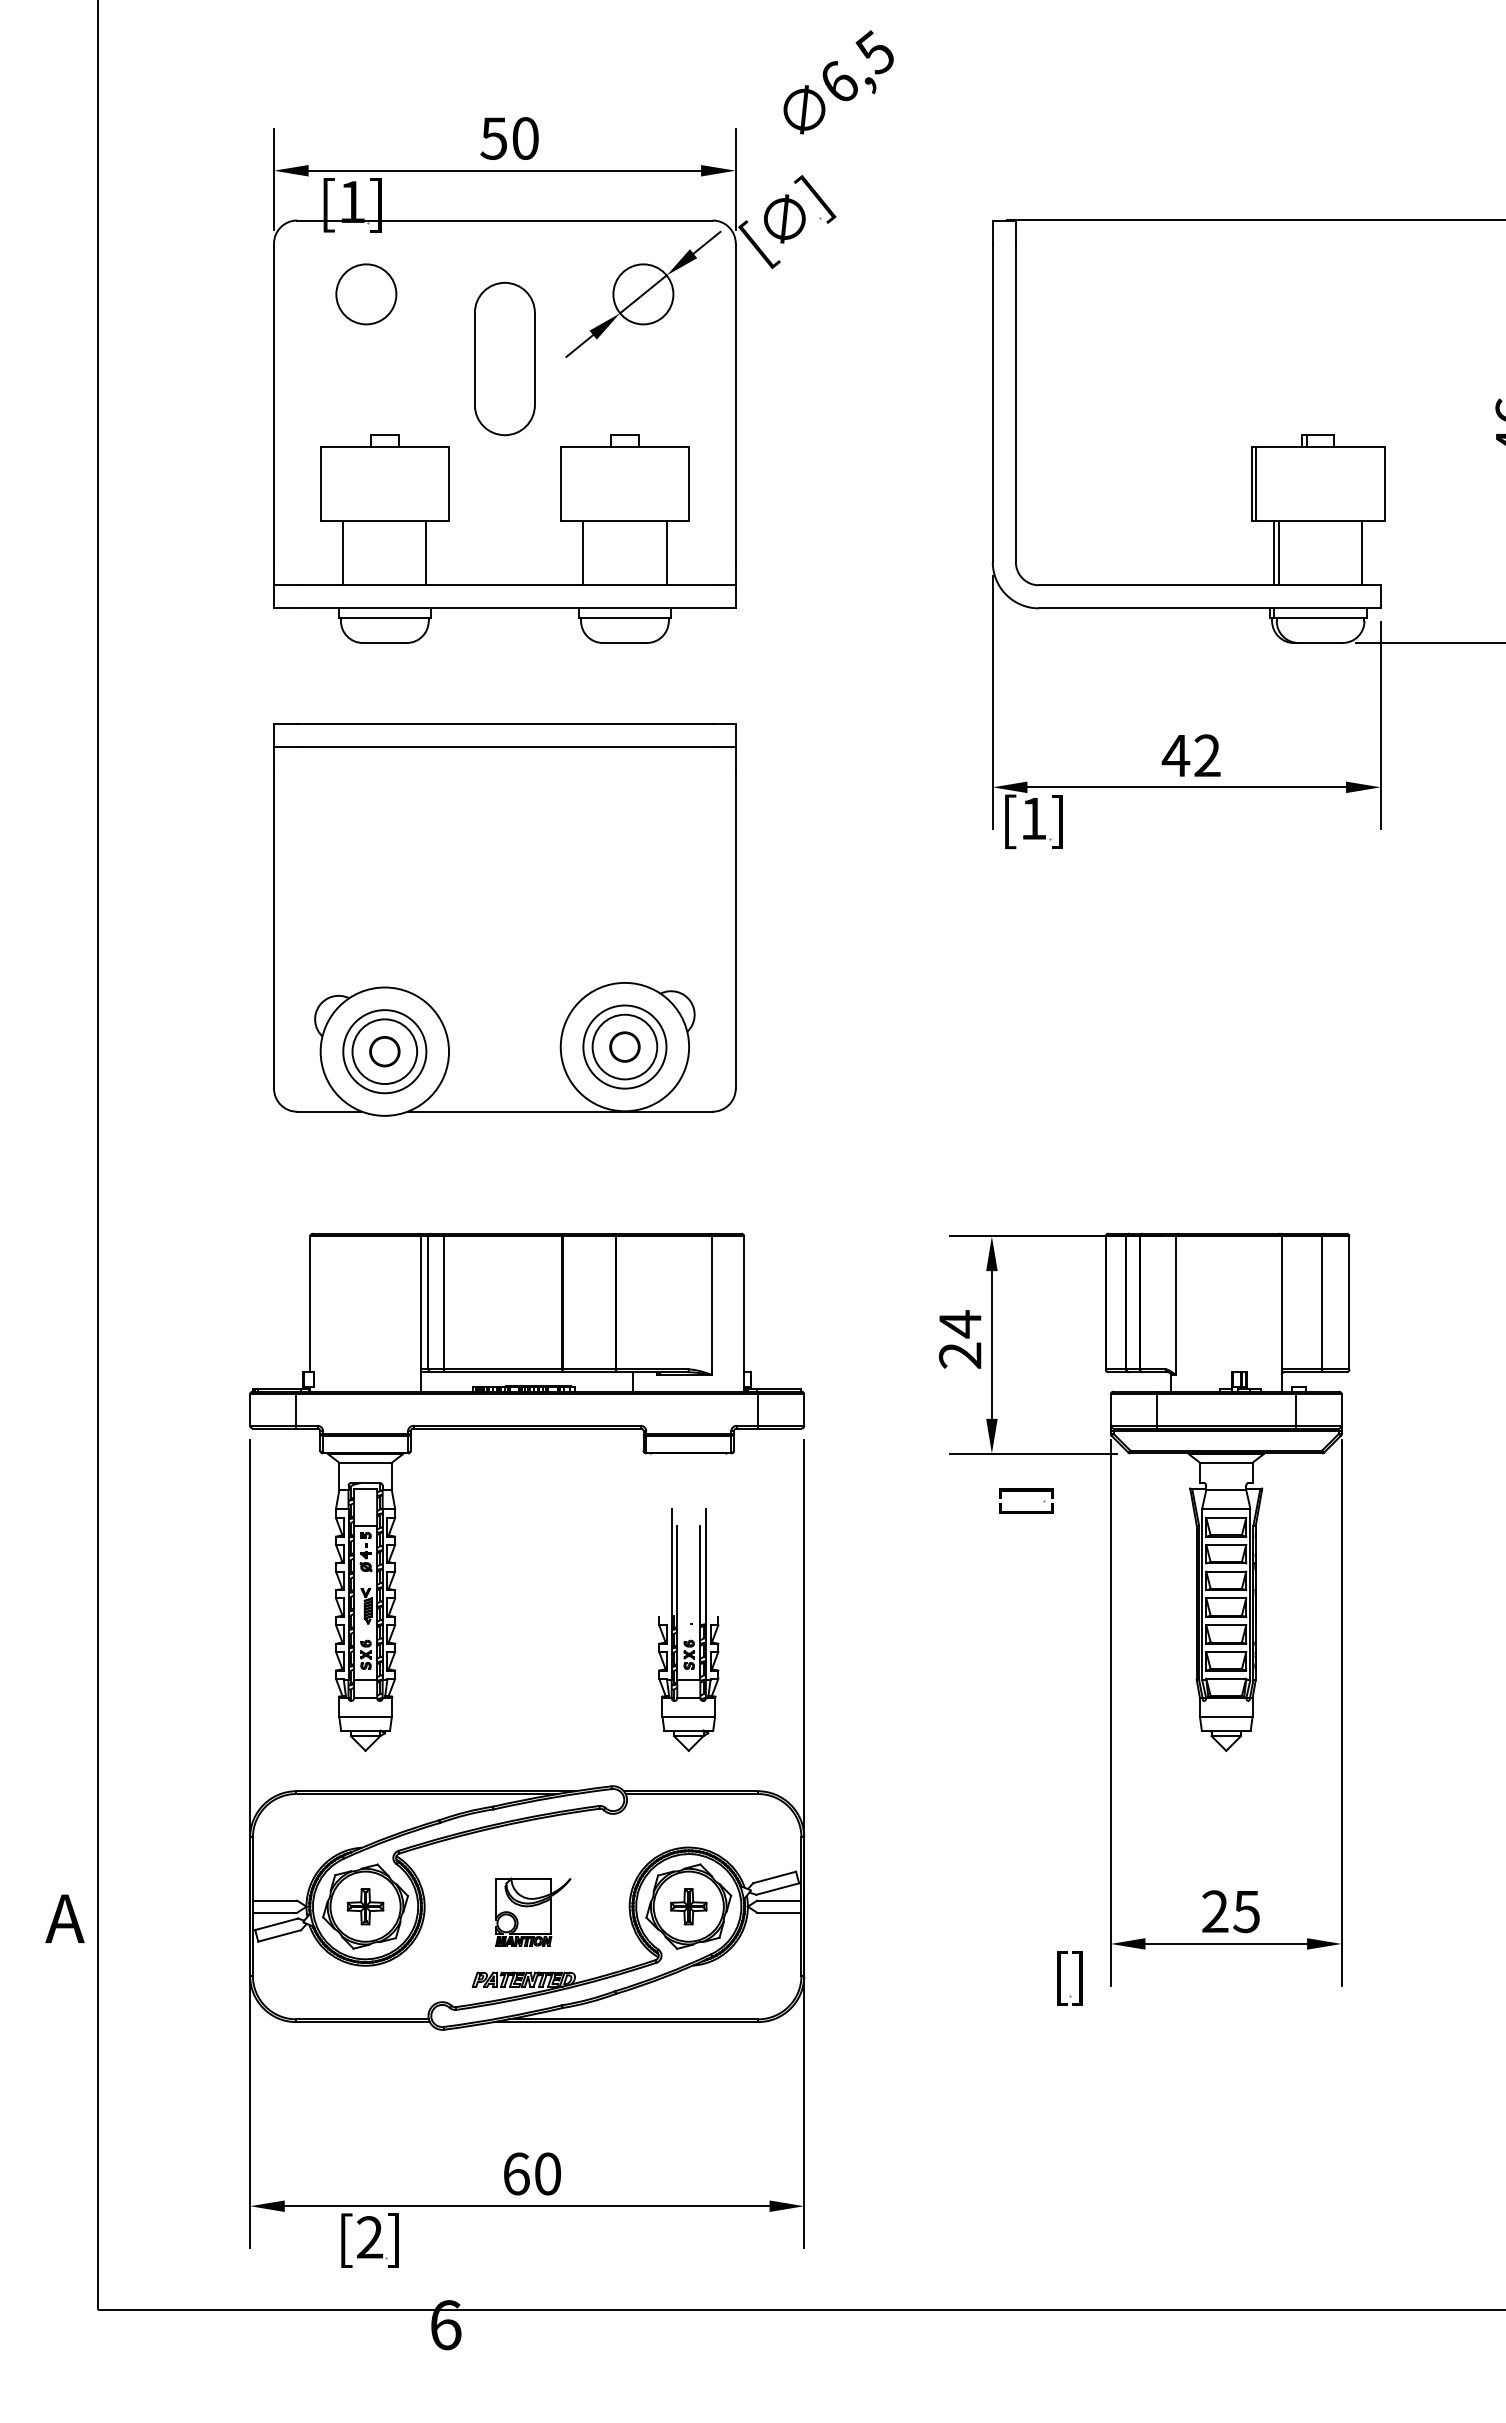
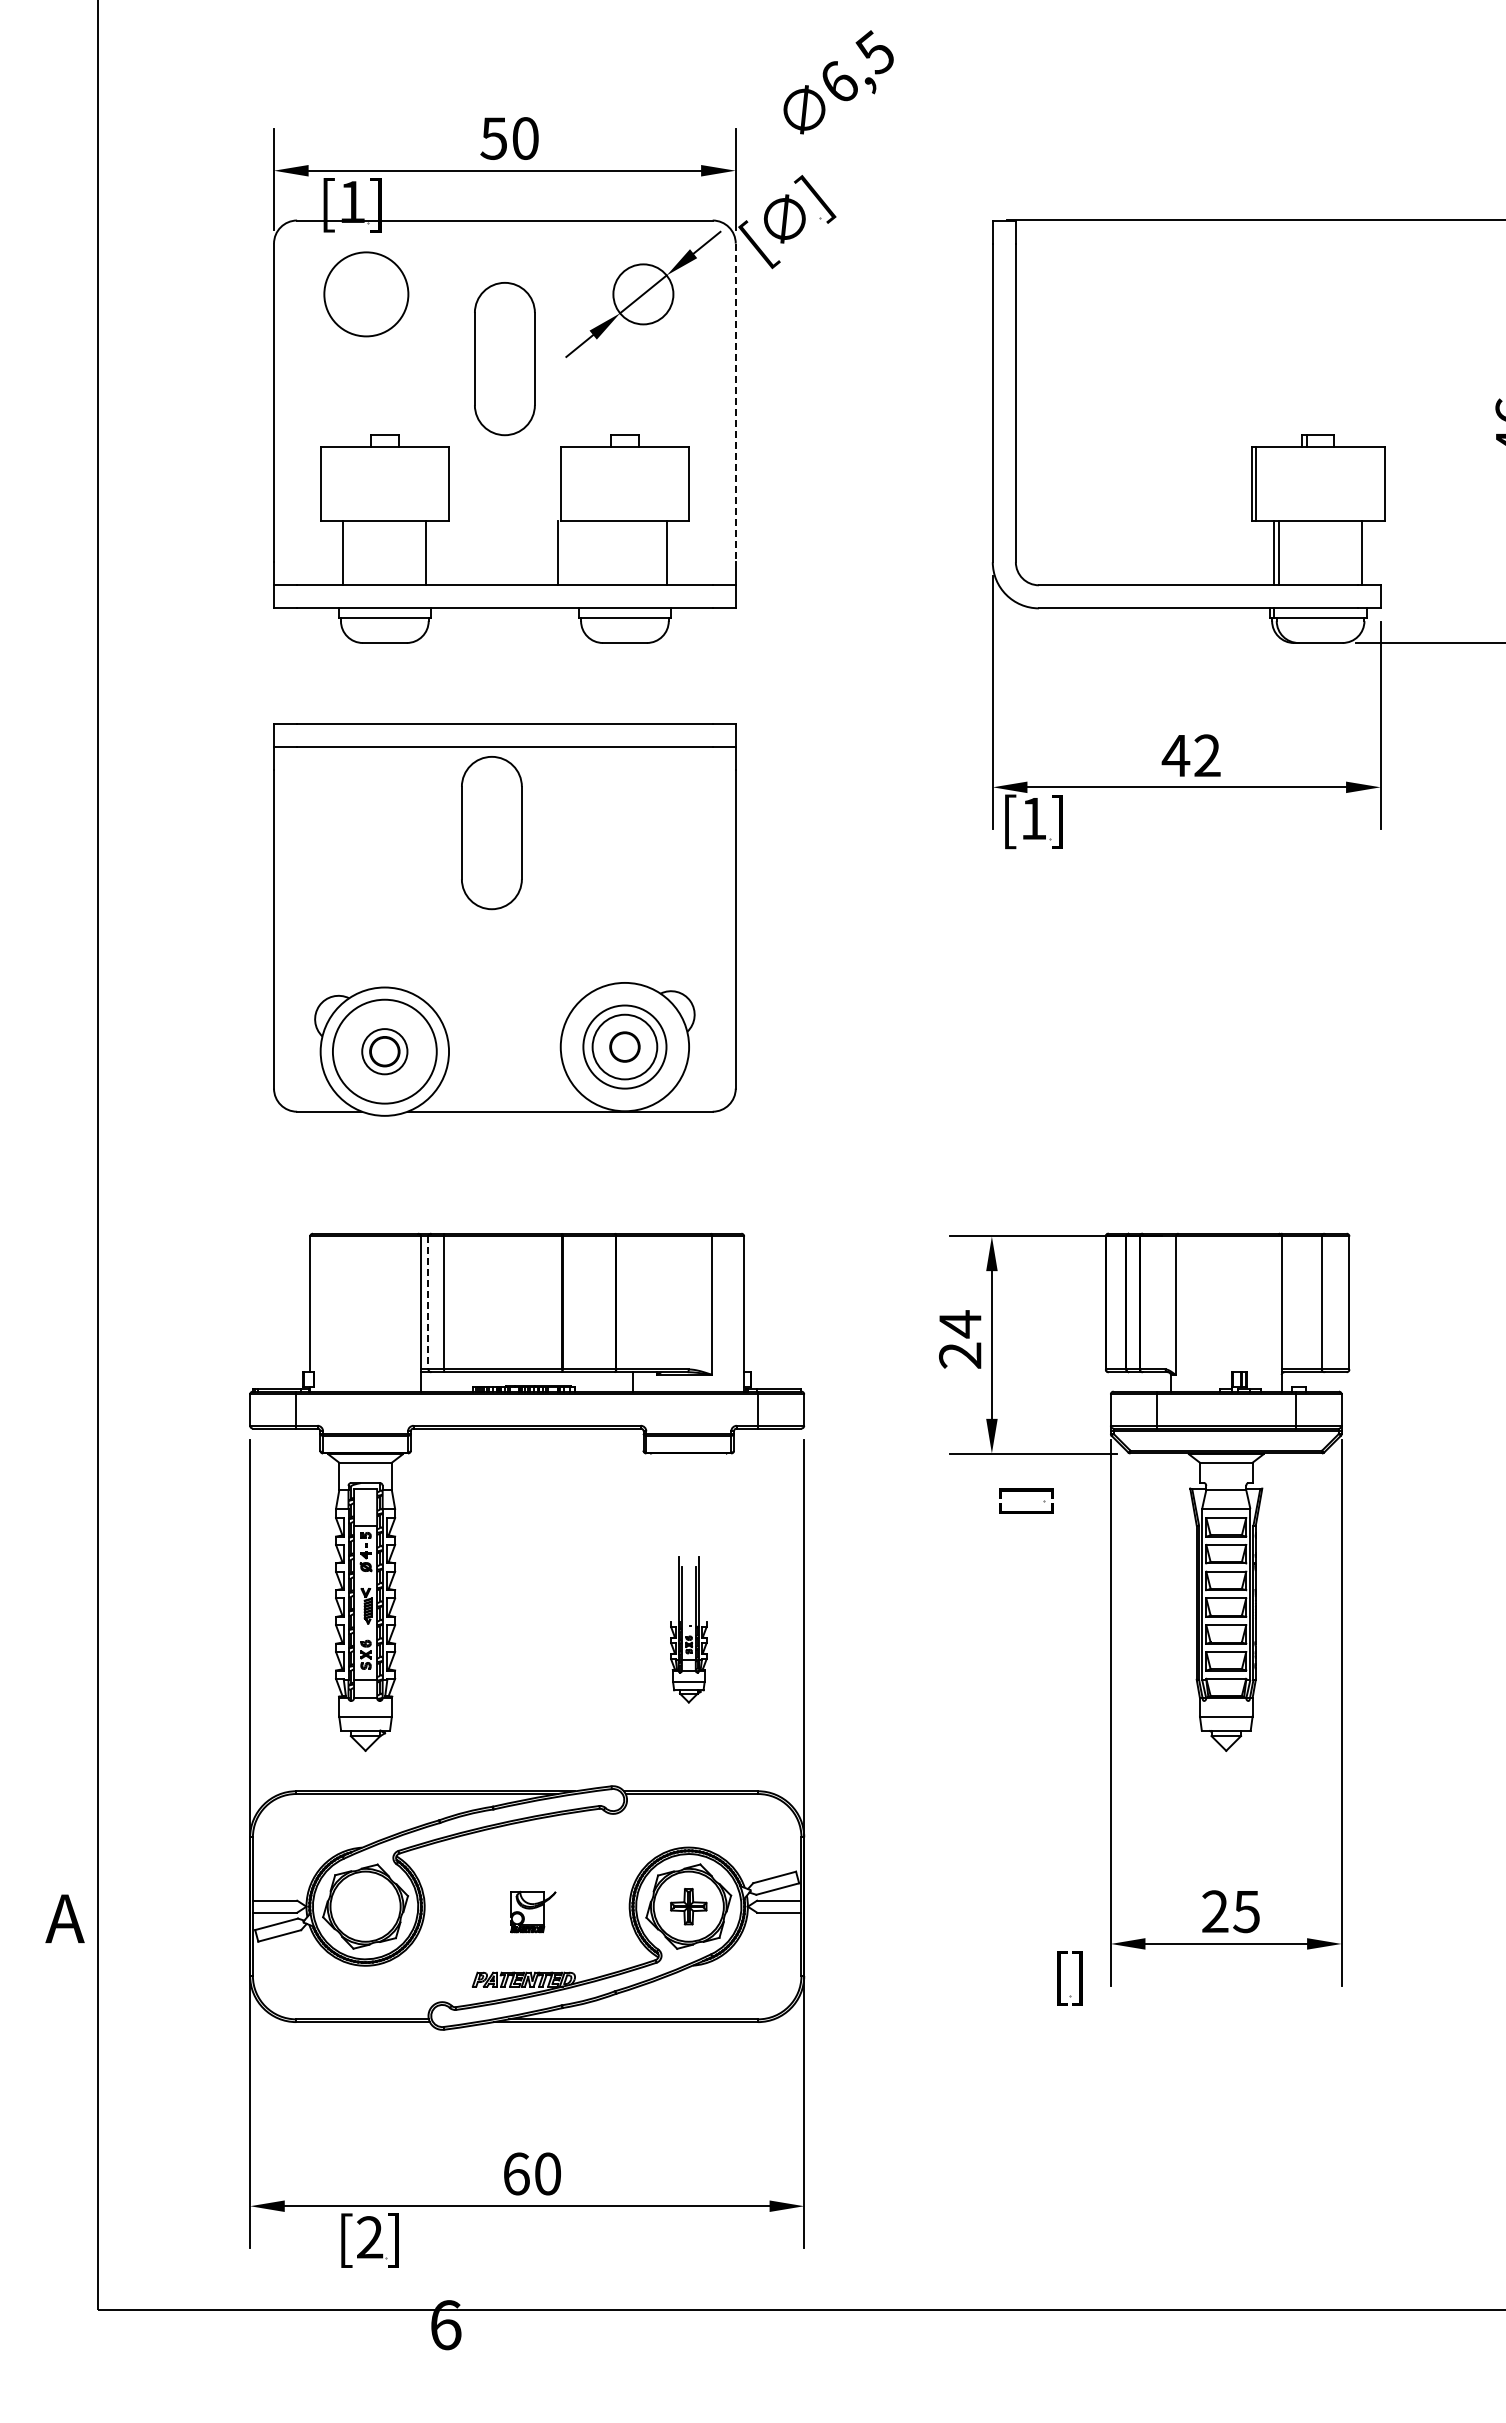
circle diameter: 60 px -> 84 px (366, 294)
line: solid -> dashed (735, 403)
line position: (583, 552) -> (558, 552) (558, 552)
part: none -> present (491, 833)
circle diameter: 65 px -> 45 px (384, 1051)
circle diameter: 83 px -> 104 px (384, 1051)
line: solid -> dashed (428, 1303)
part size: 62x244 px -> 38x148 px (688, 1629)
part: present -> none (365, 1906)
part size: 77x70 px -> 47x44 px (533, 1911)
